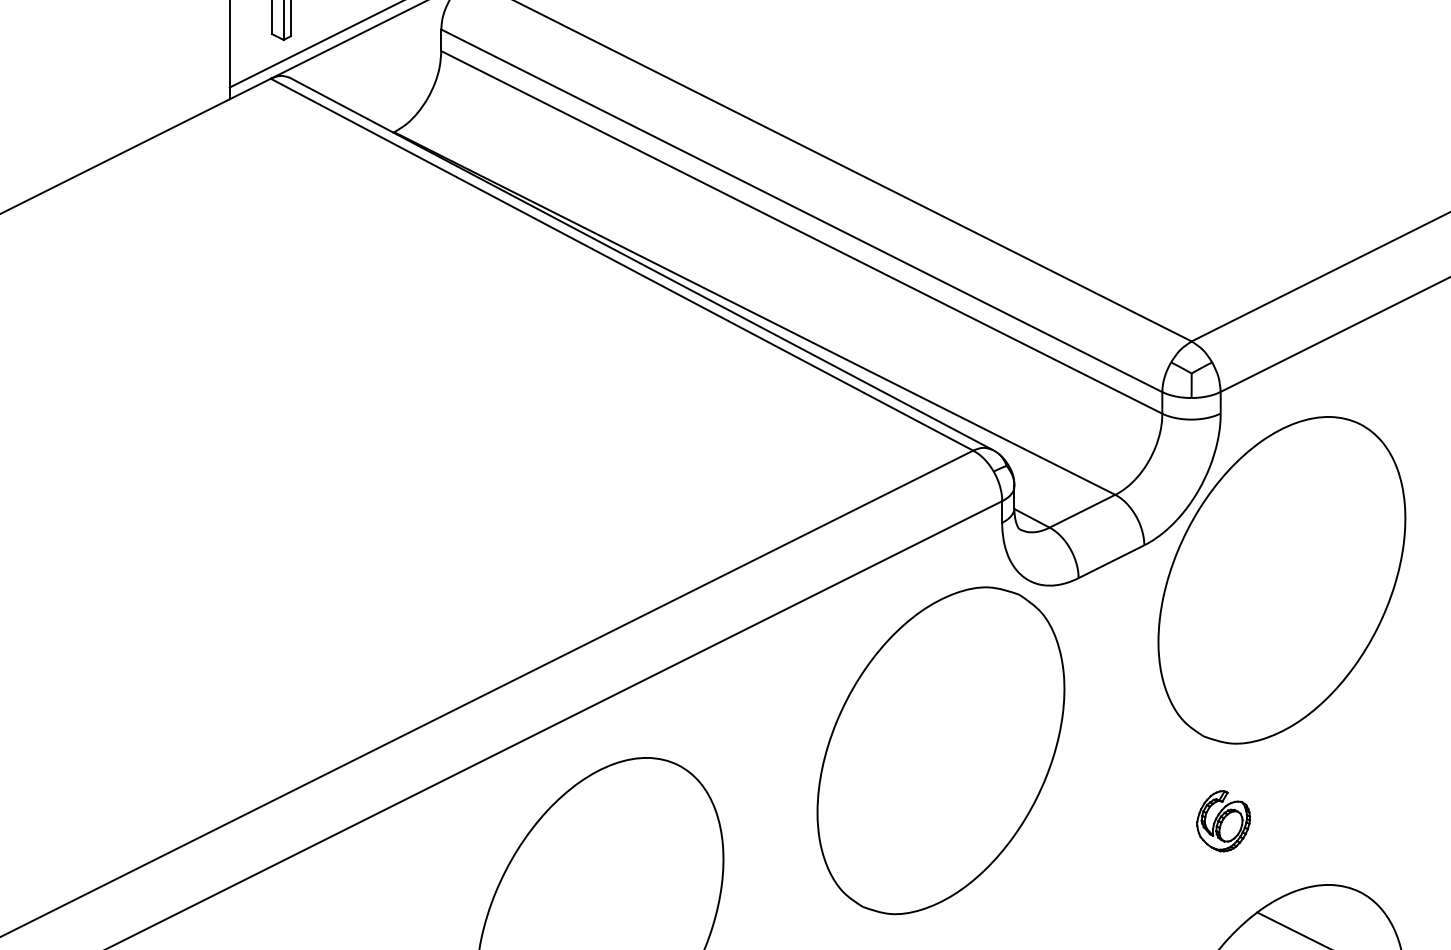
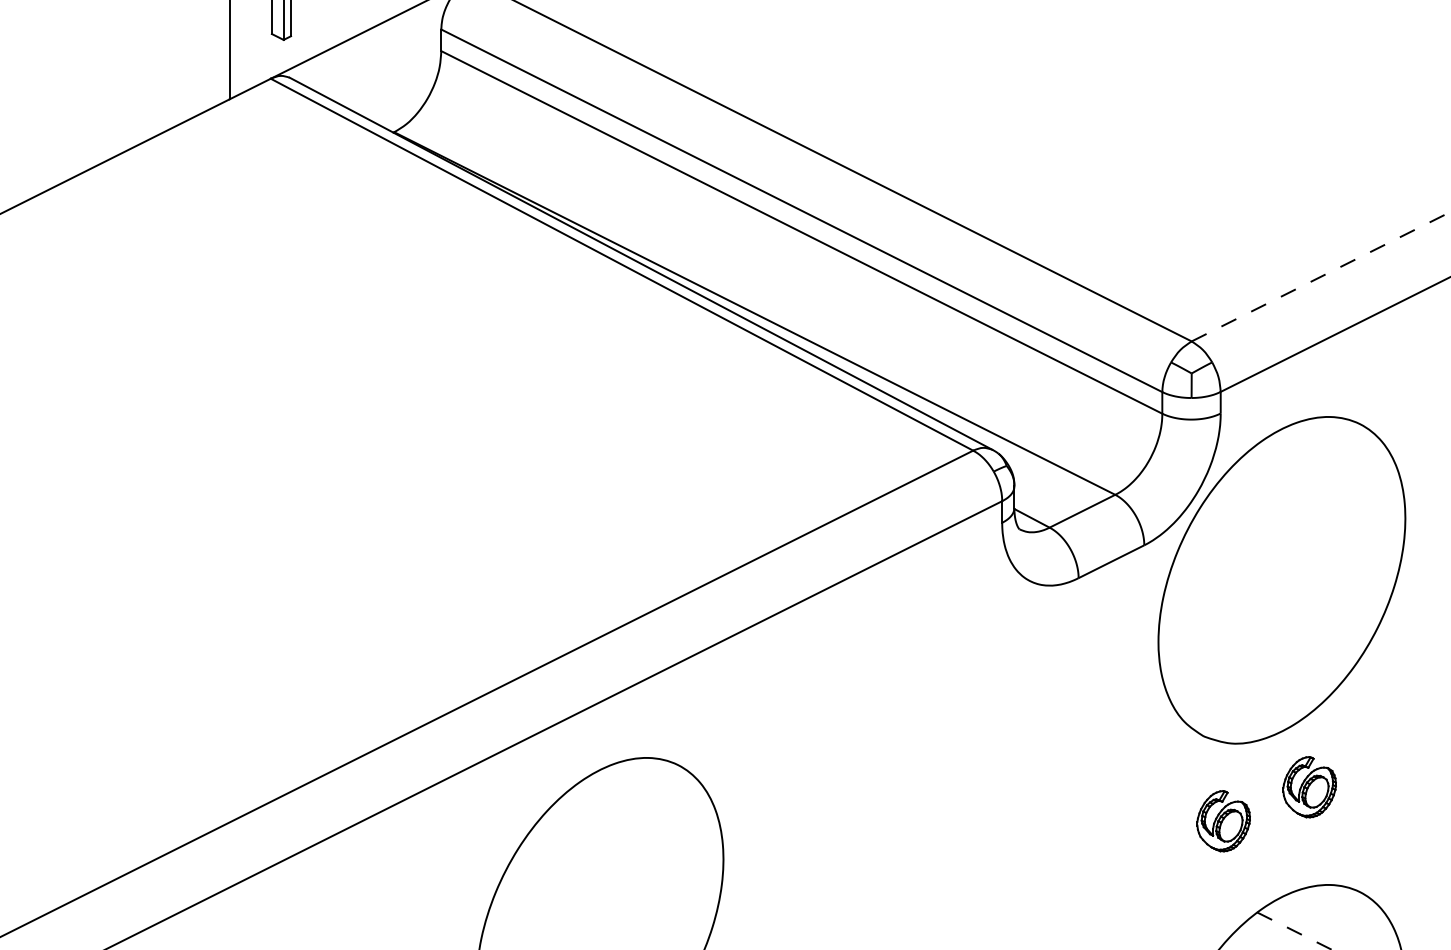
line: present -> none (314, 44)
line: solid -> dashed (1321, 276)
part: present -> none (940, 750)
part: none -> present (1309, 787)
line: solid -> dashed (1294, 931)
